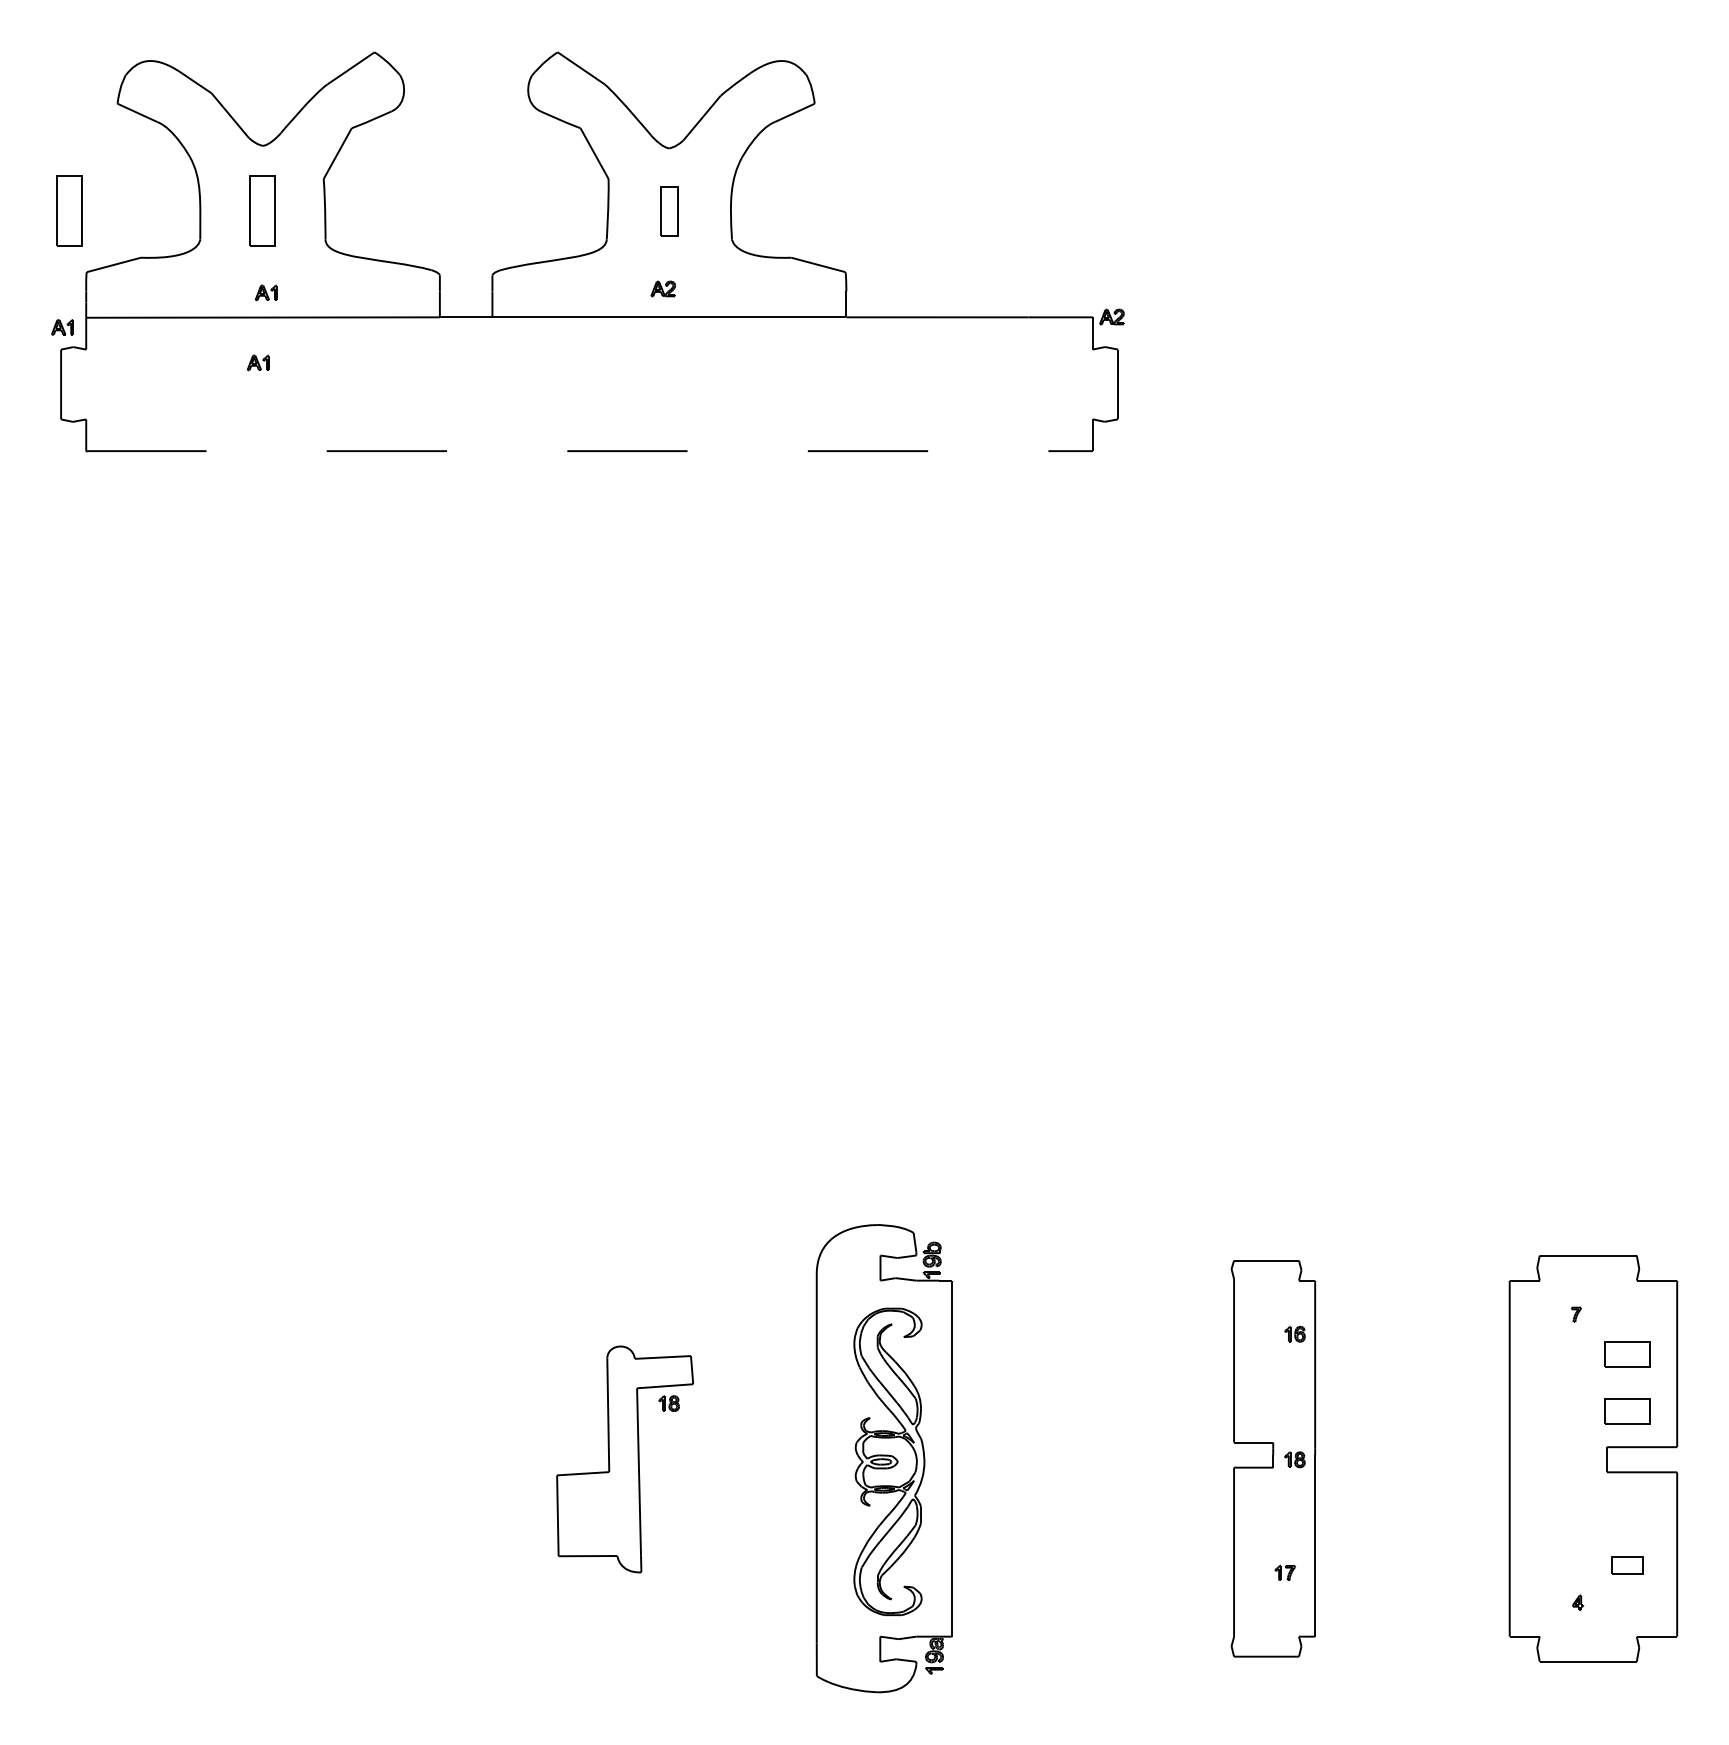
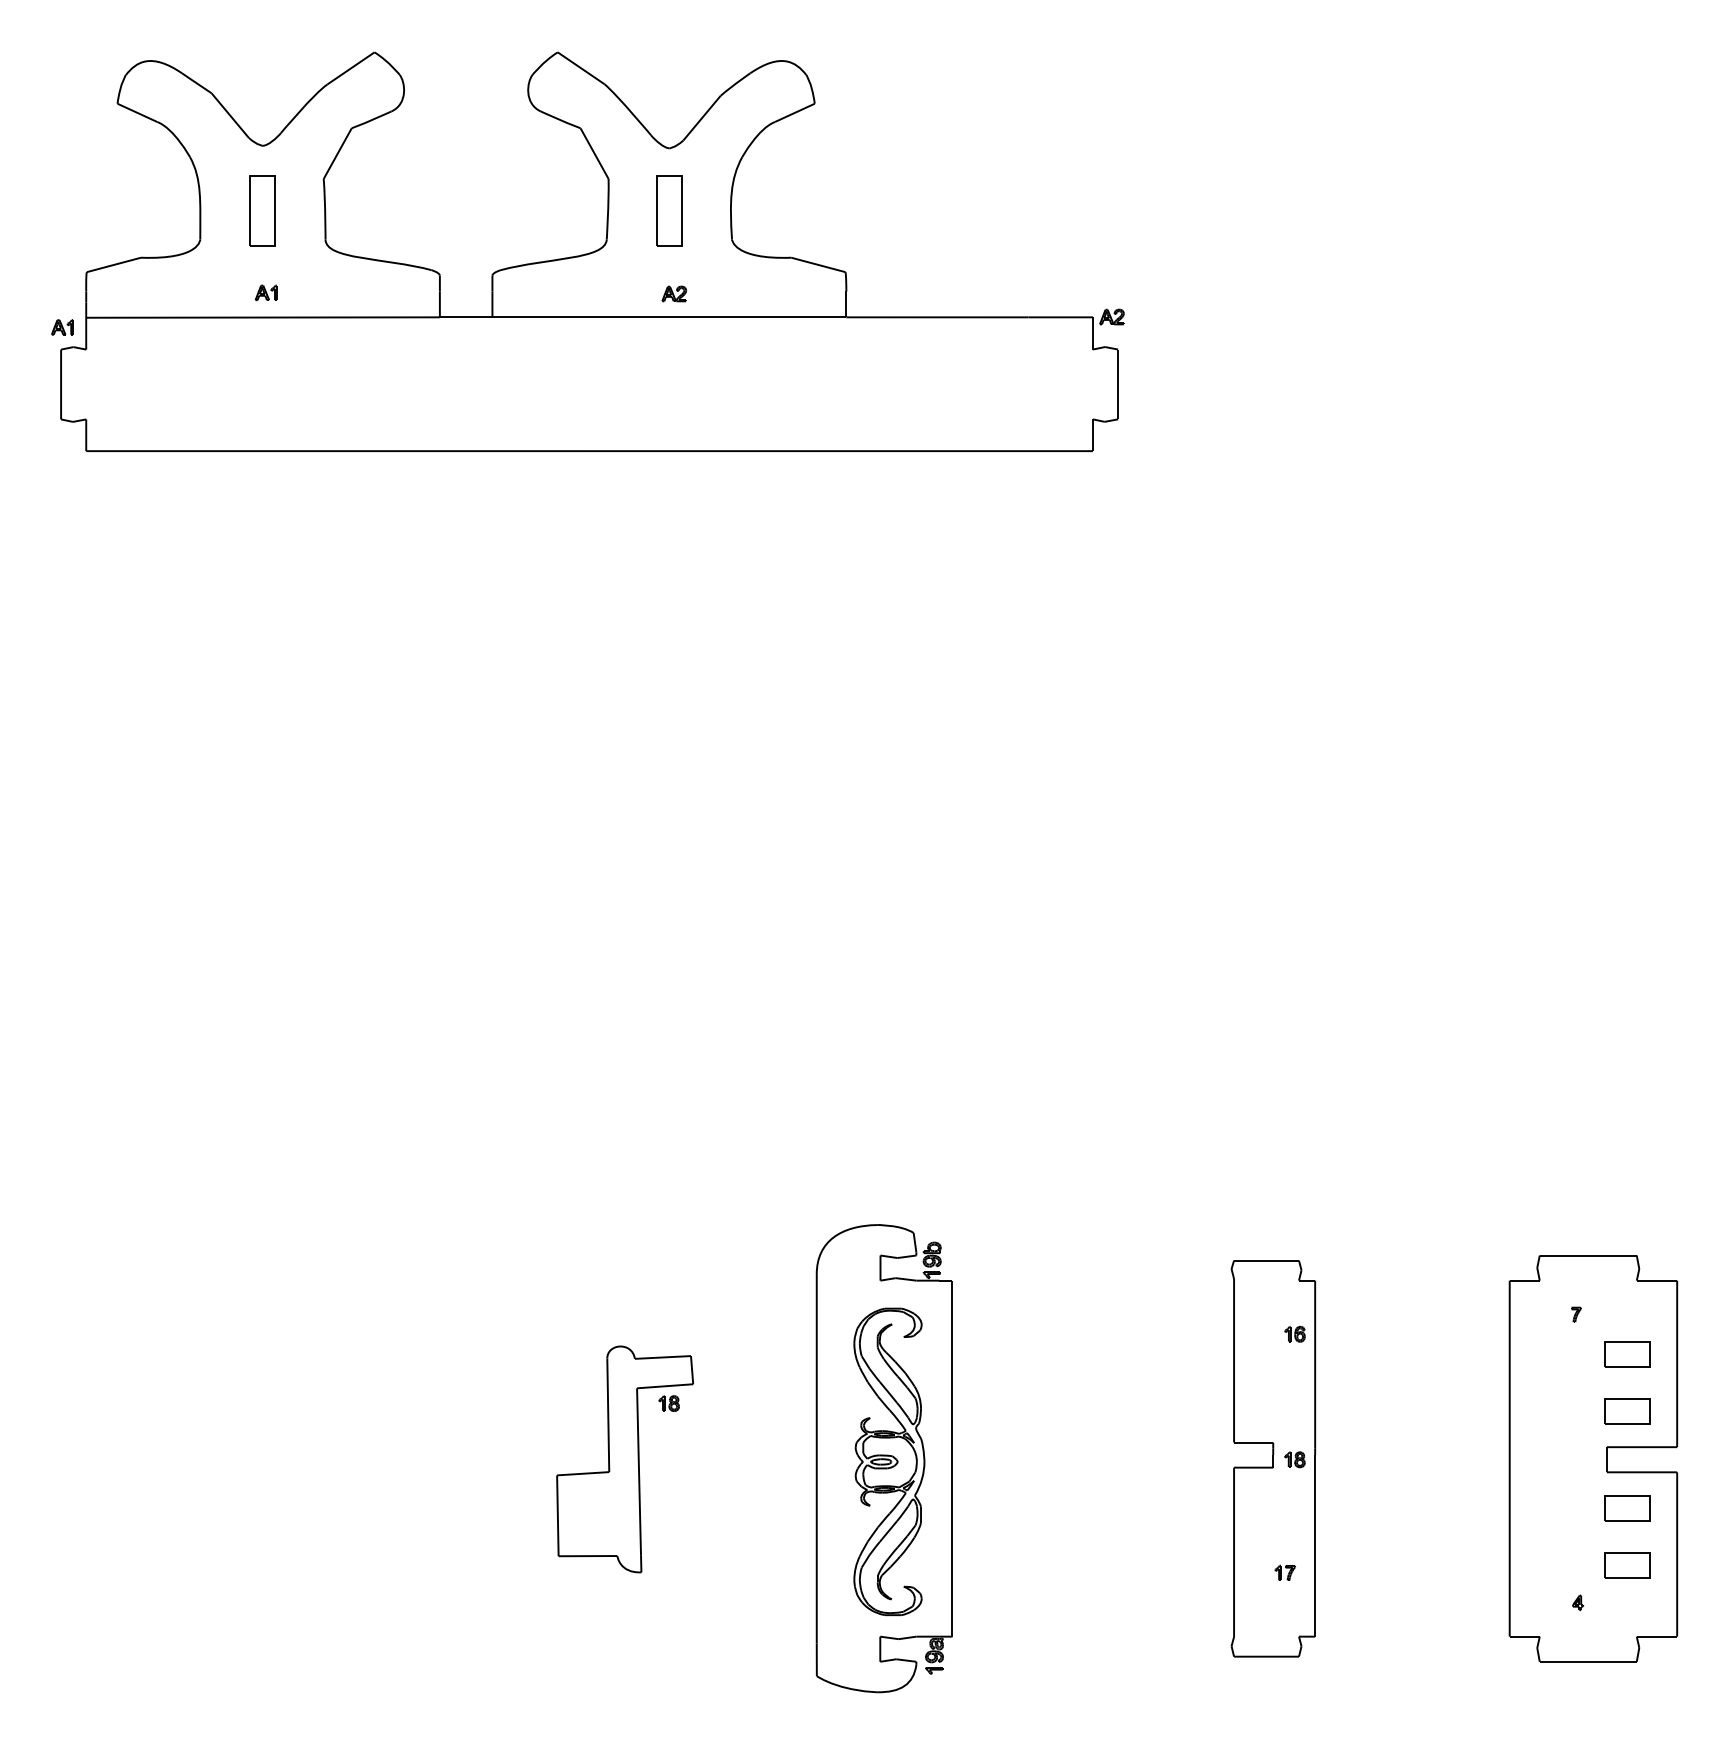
part: present -> none (69, 210)
part size: 19x51 px -> 27x72 px (669, 210)
part position: (663, 288) -> (674, 293) (674, 293)
part: present -> none (257, 362)
line: dashed -> solid (589, 451)
part: none -> present (1627, 1508)
part size: 33x19 px -> 47x27 px (1627, 1565)
